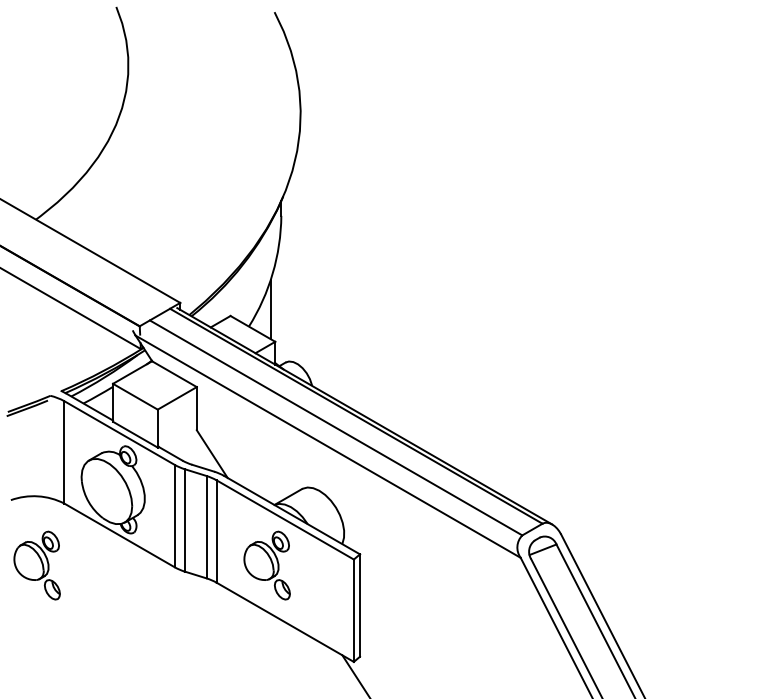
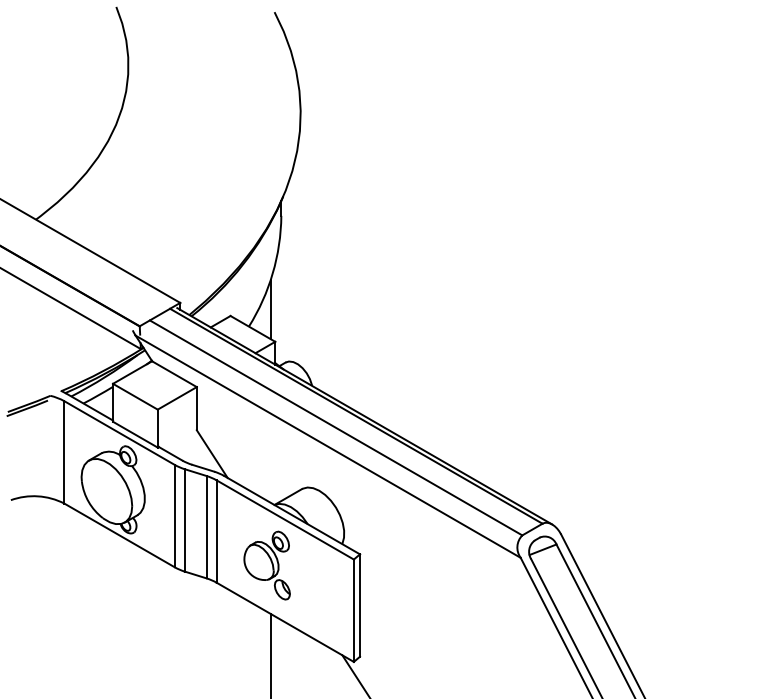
part: present -> none (36, 565)
line: none -> present (270, 654)
